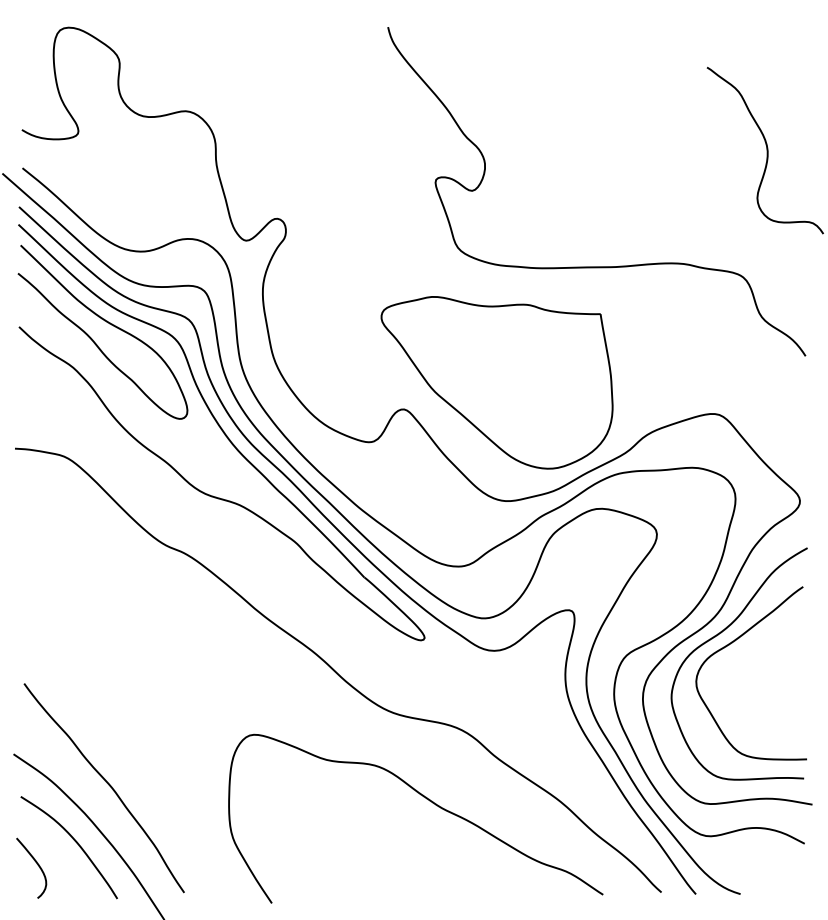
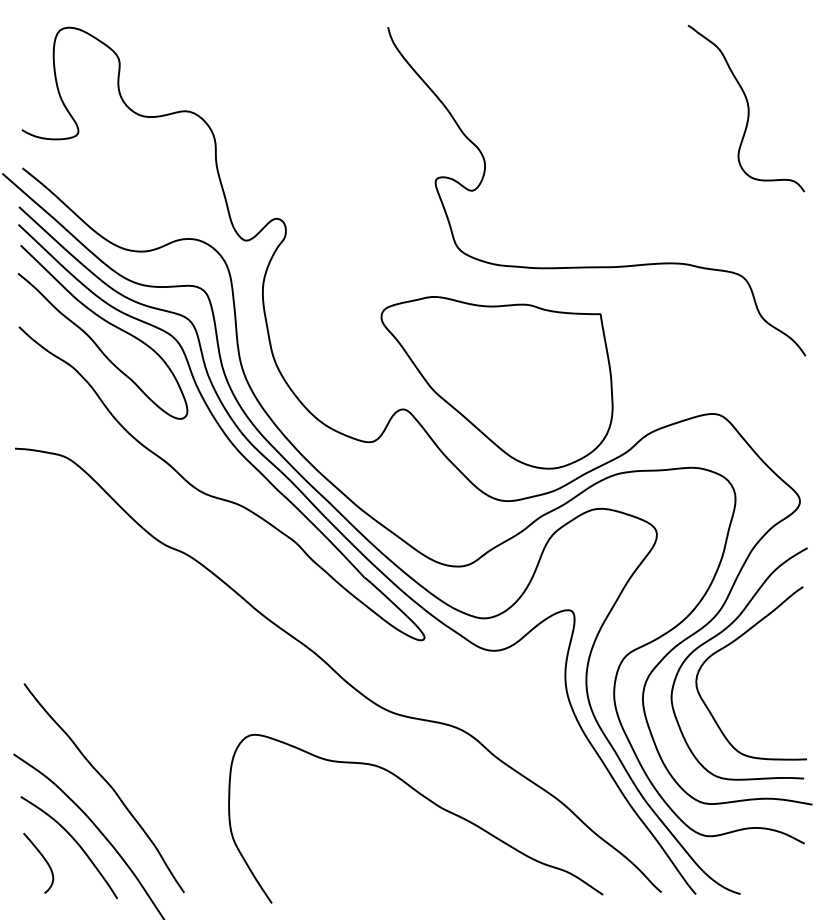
curve position: (766, 150) -> (747, 108) (747, 108)
curve position: (37, 865) -> (44, 860) (44, 860)
